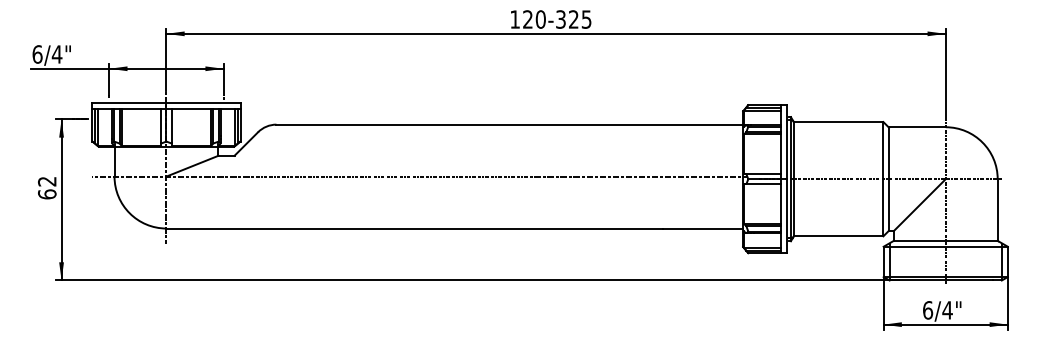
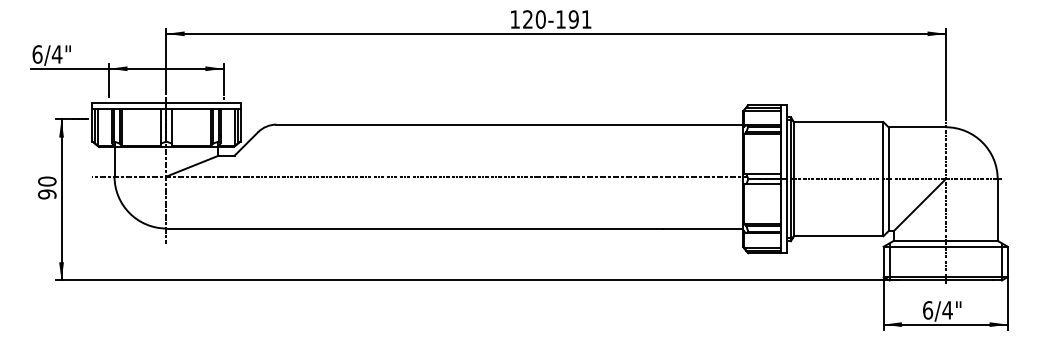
text: 325 -> 191 (573, 19)
text: 62 -> 90 (47, 187)
